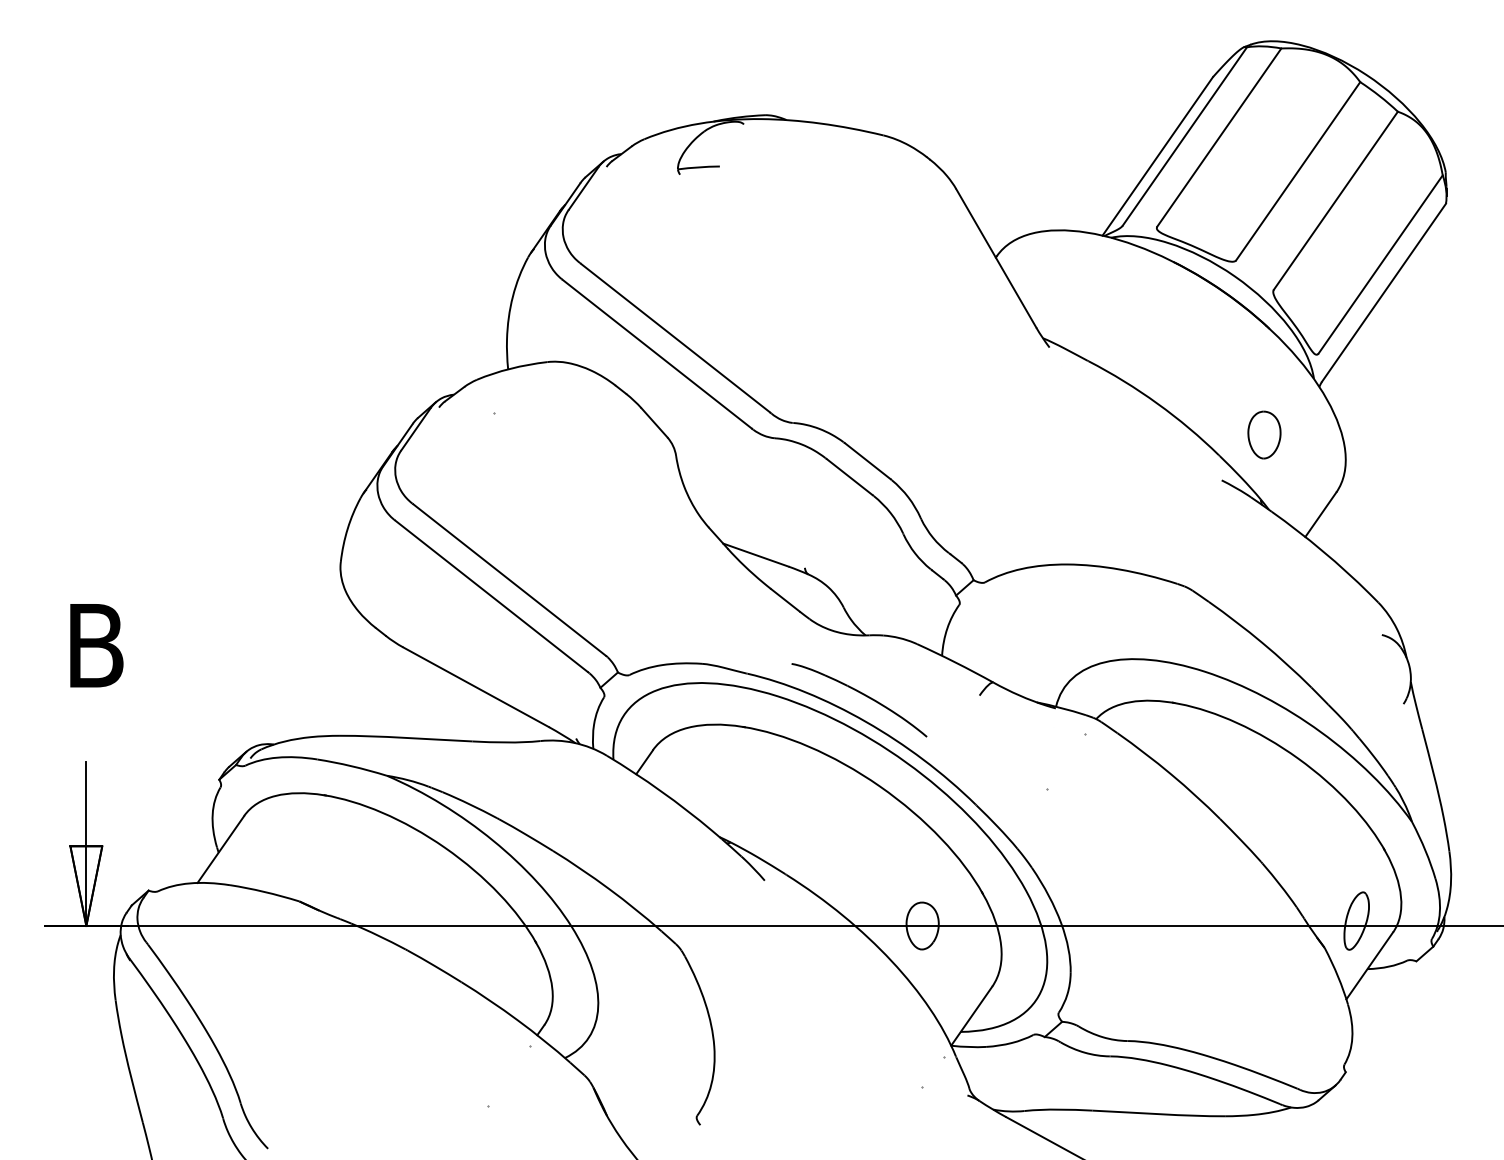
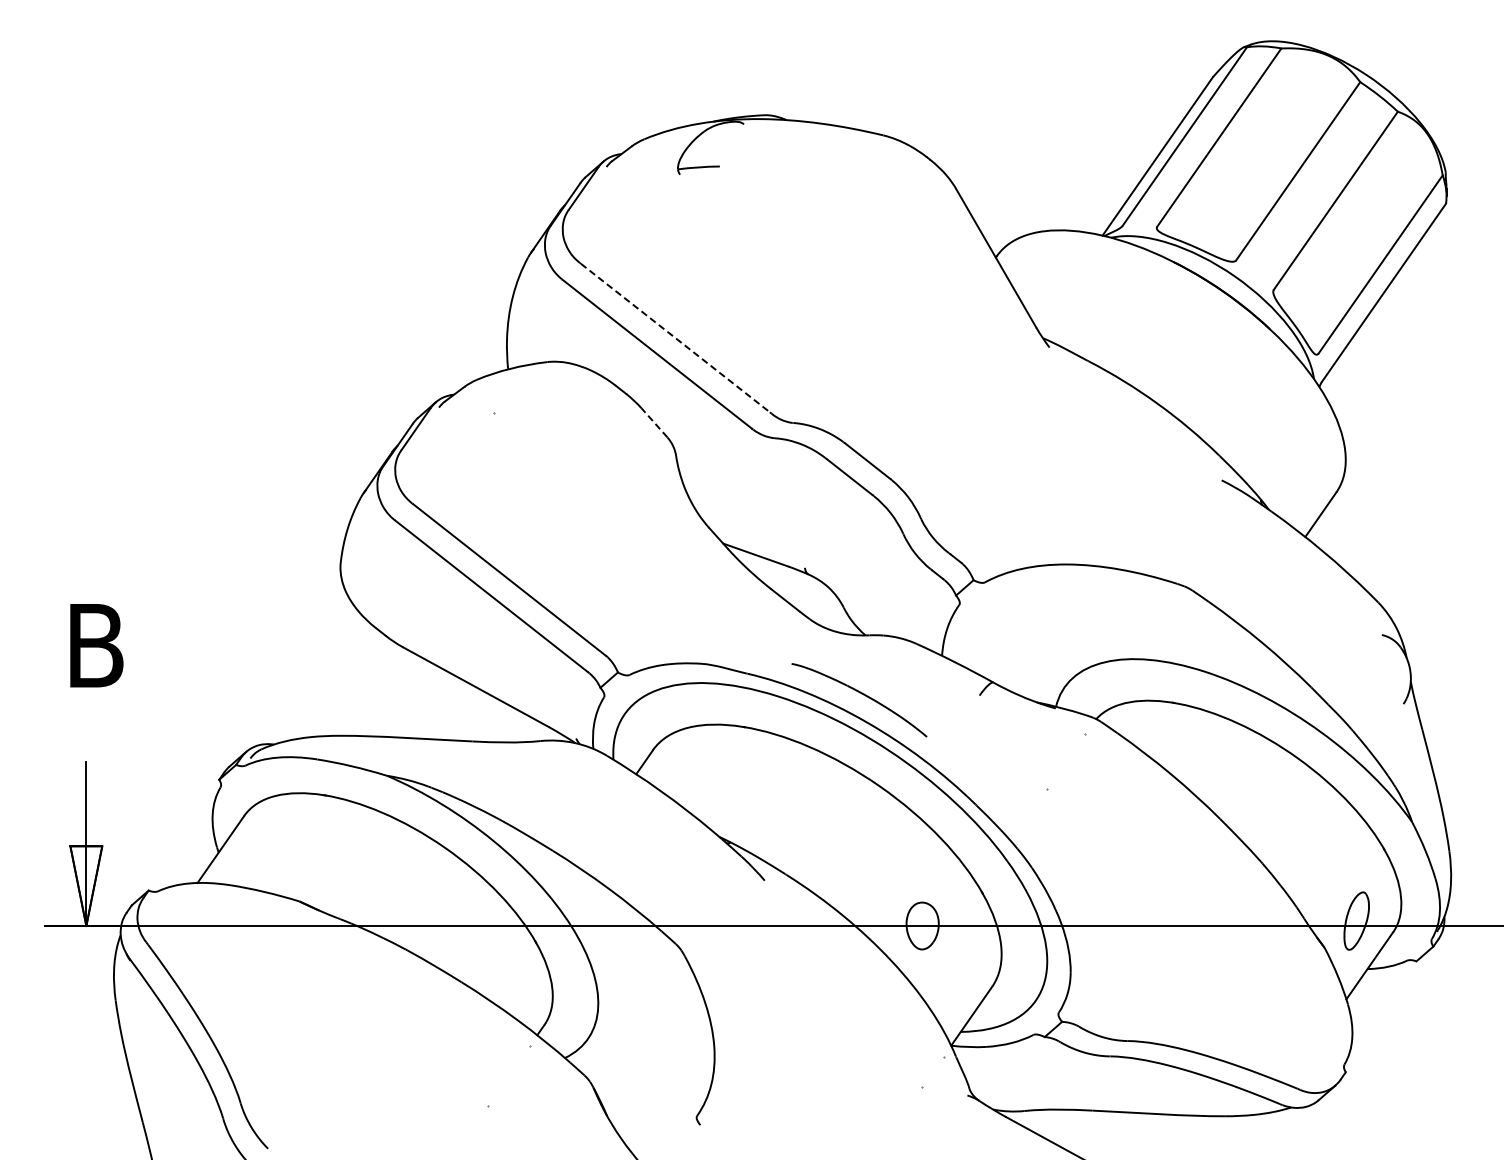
line: solid -> dashed (675, 338)
line: solid -> dashed (654, 422)
part: present -> none (1264, 434)
